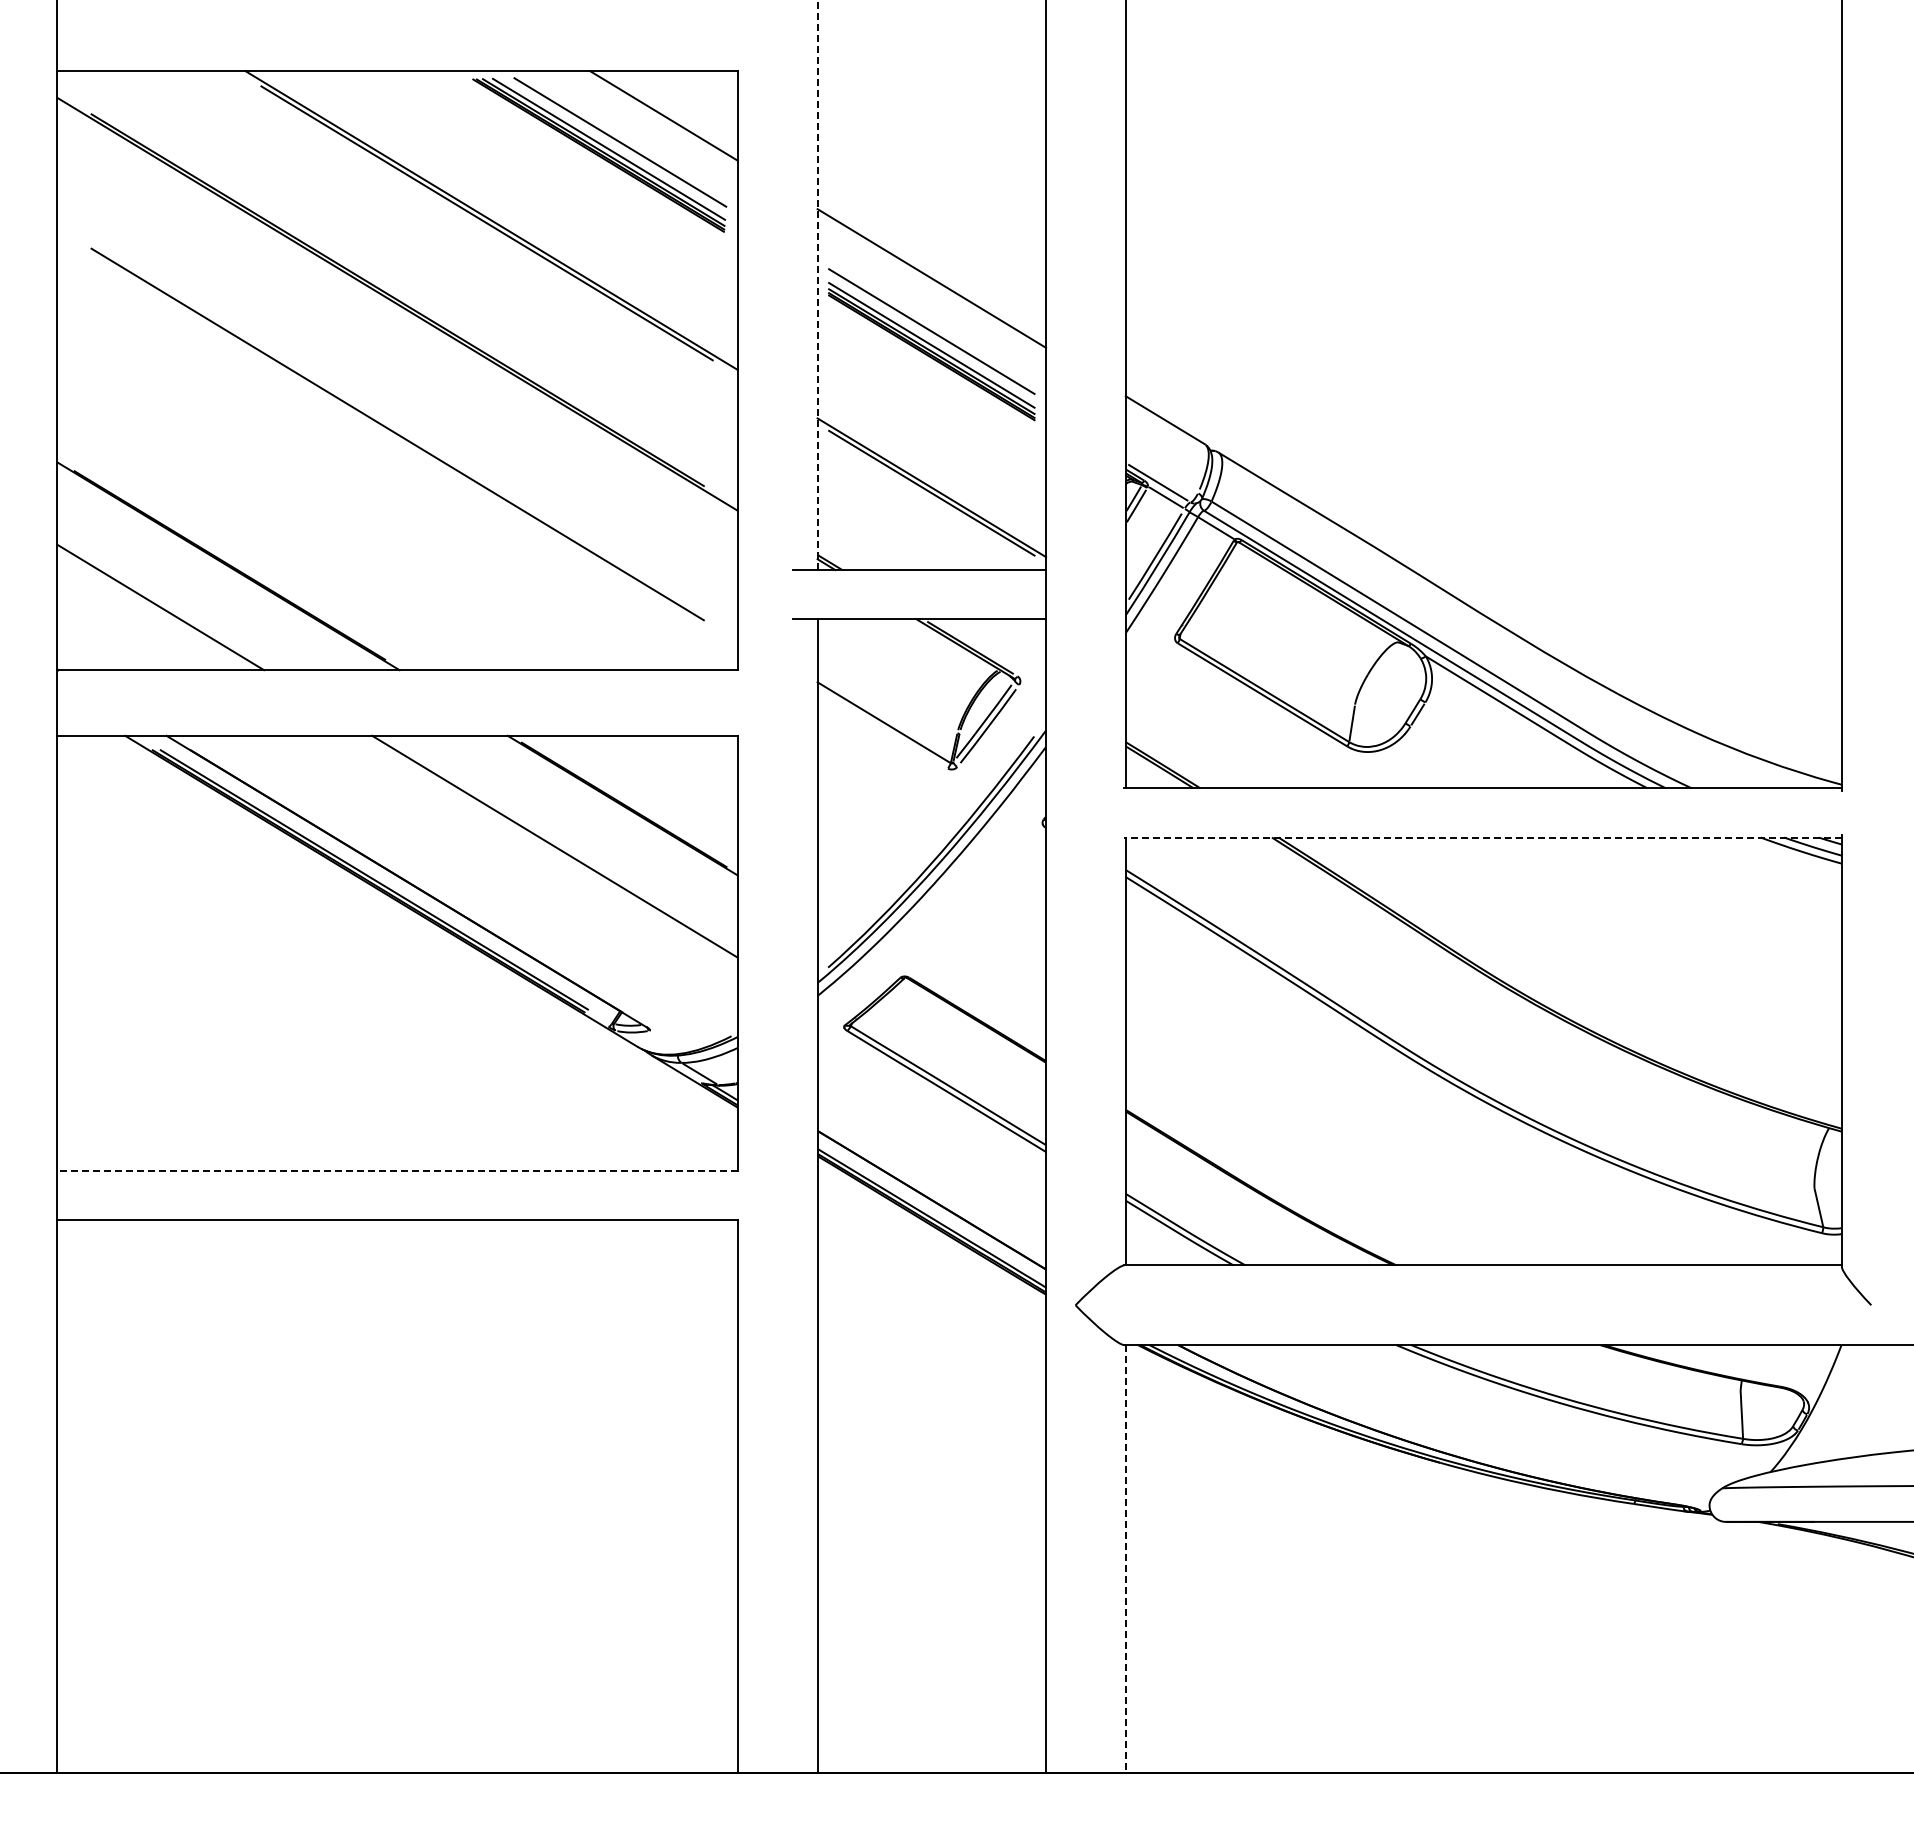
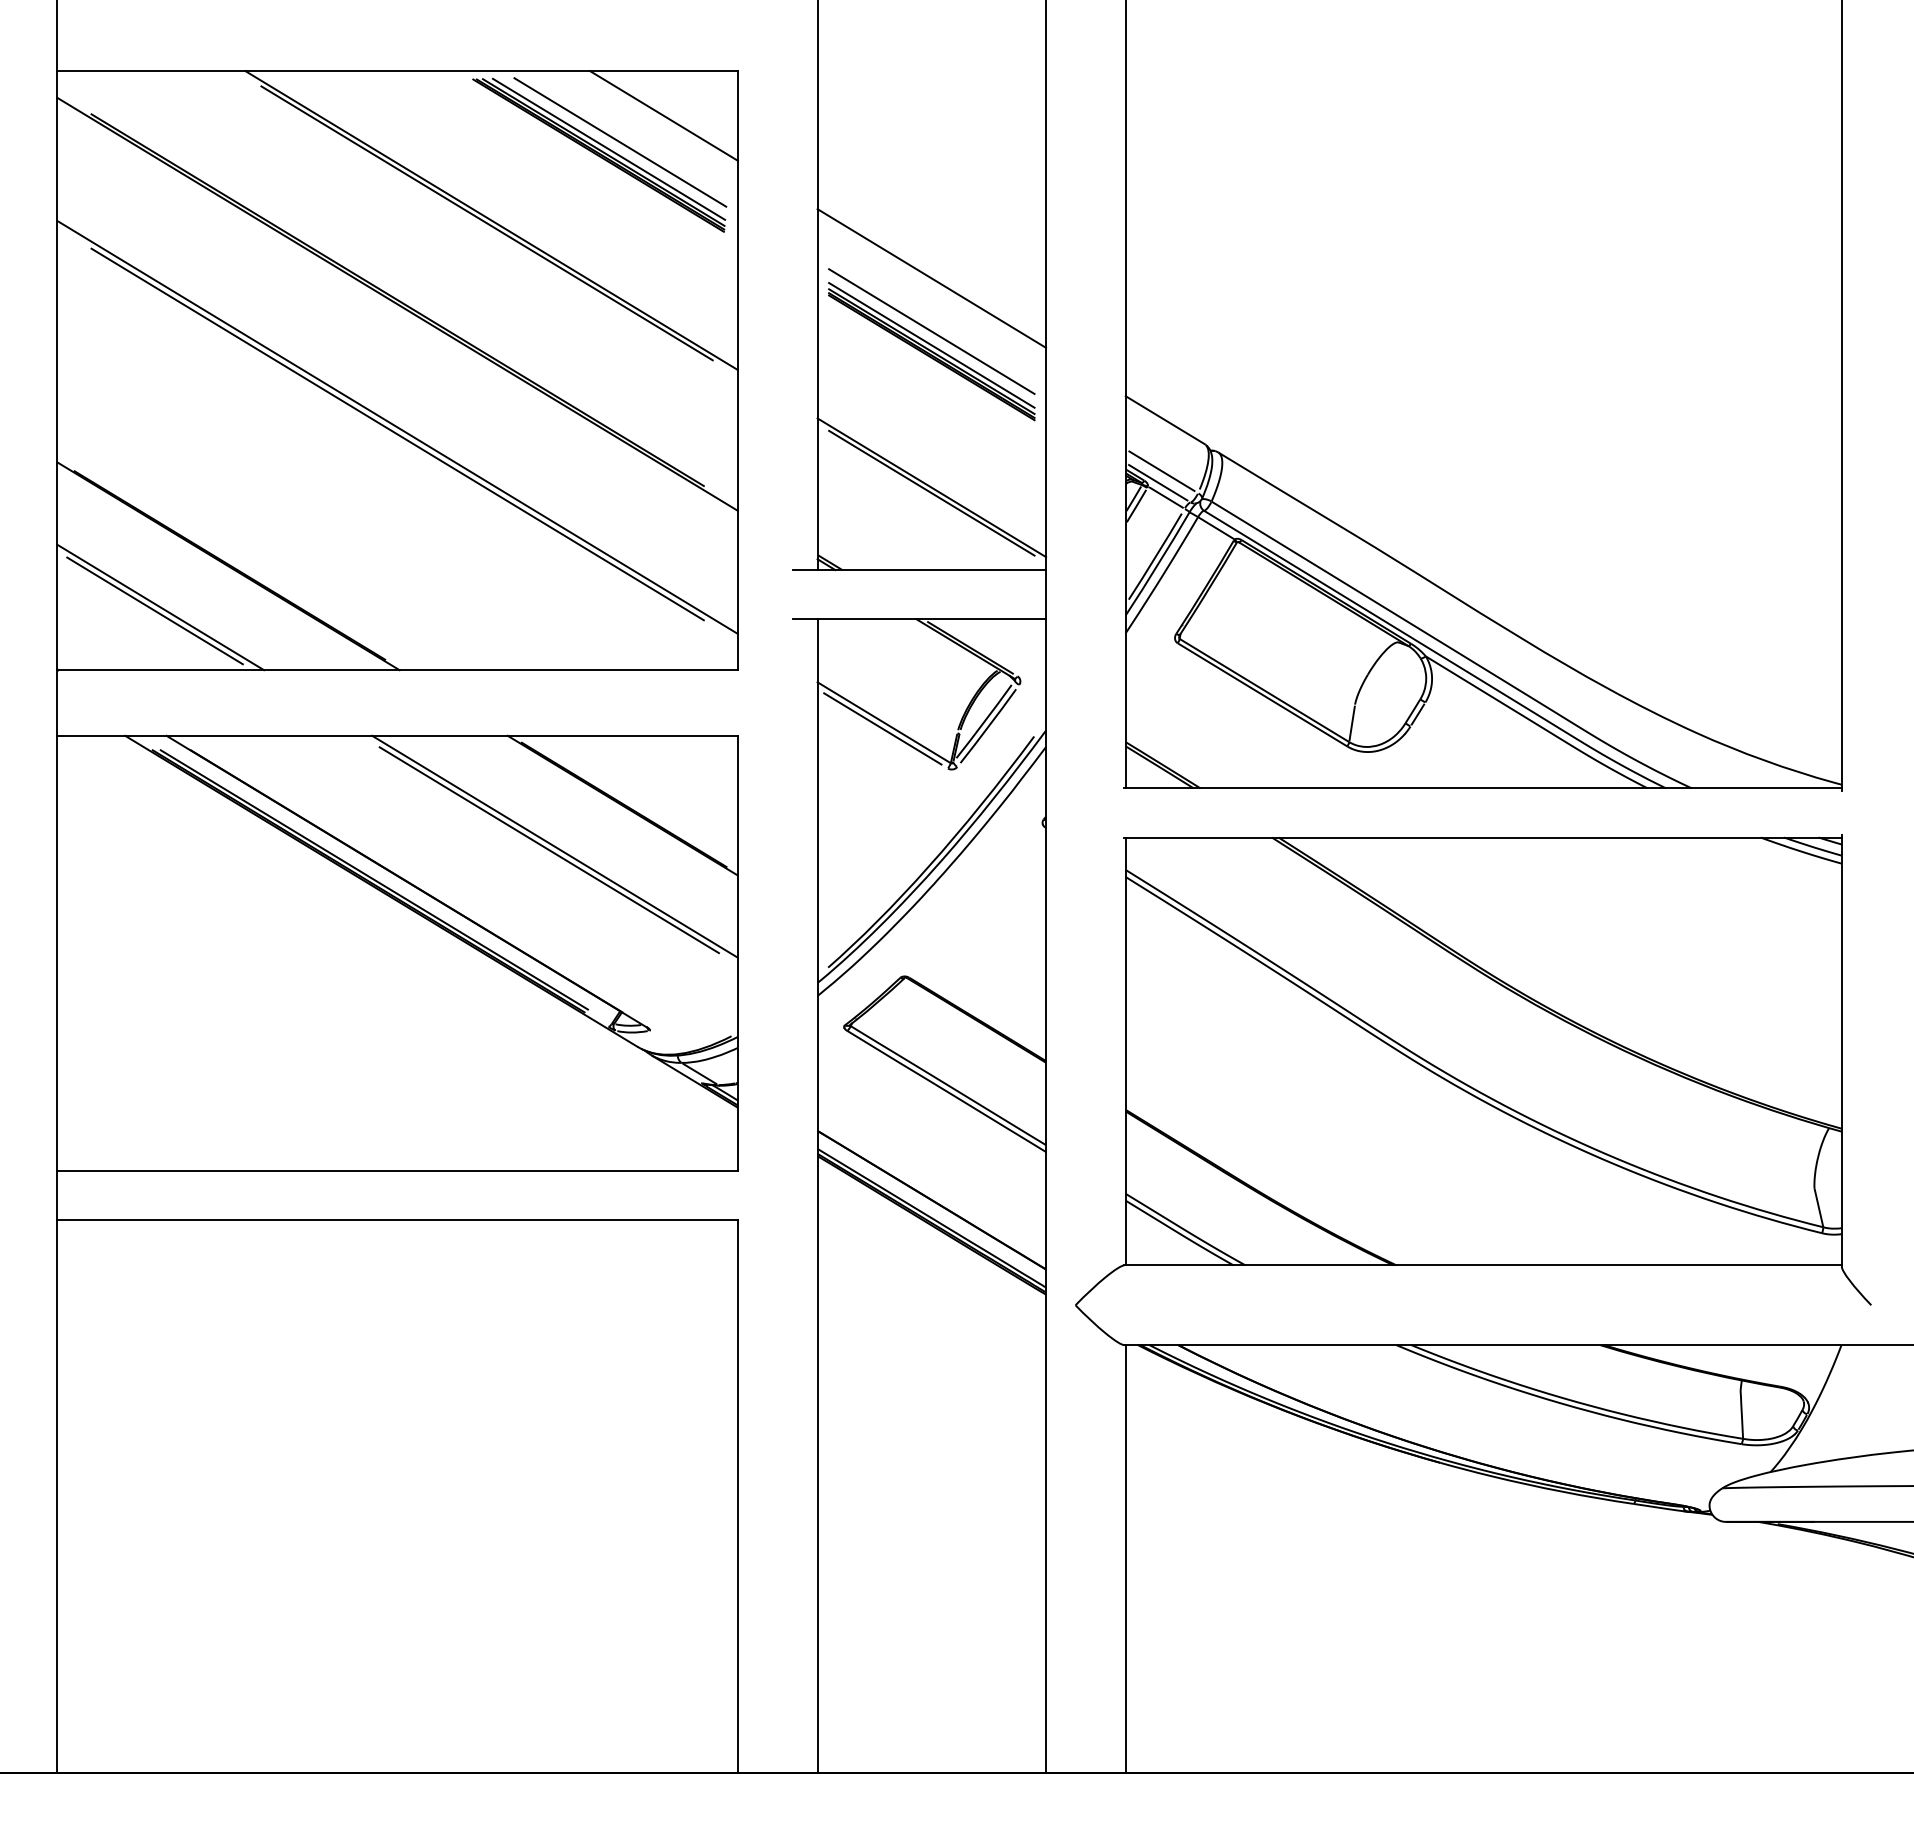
line: dashed -> solid (817, 285)
line: none -> present (397, 426)
line: none -> present (1161, 471)
line: none -> present (154, 610)
line: none -> present (882, 728)
line: dashed -> solid (1483, 837)
line: none -> present (548, 850)
line: dashed -> solid (397, 1170)
line: dashed -> solid (1125, 1559)
